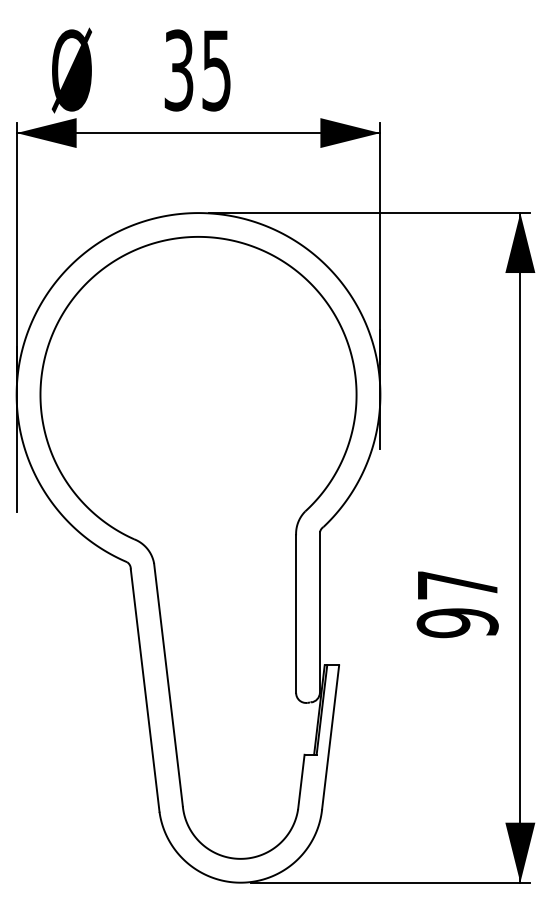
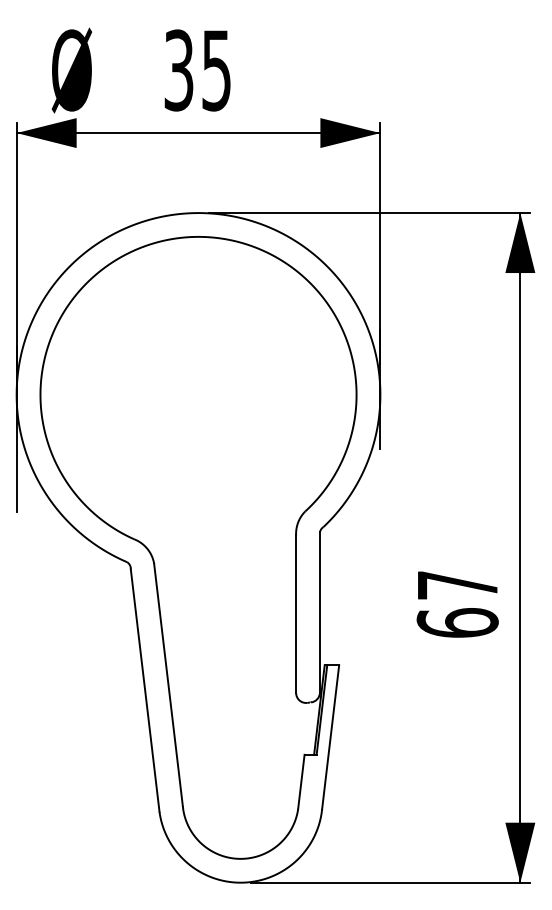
text: 97 -> 67 (457, 623)
